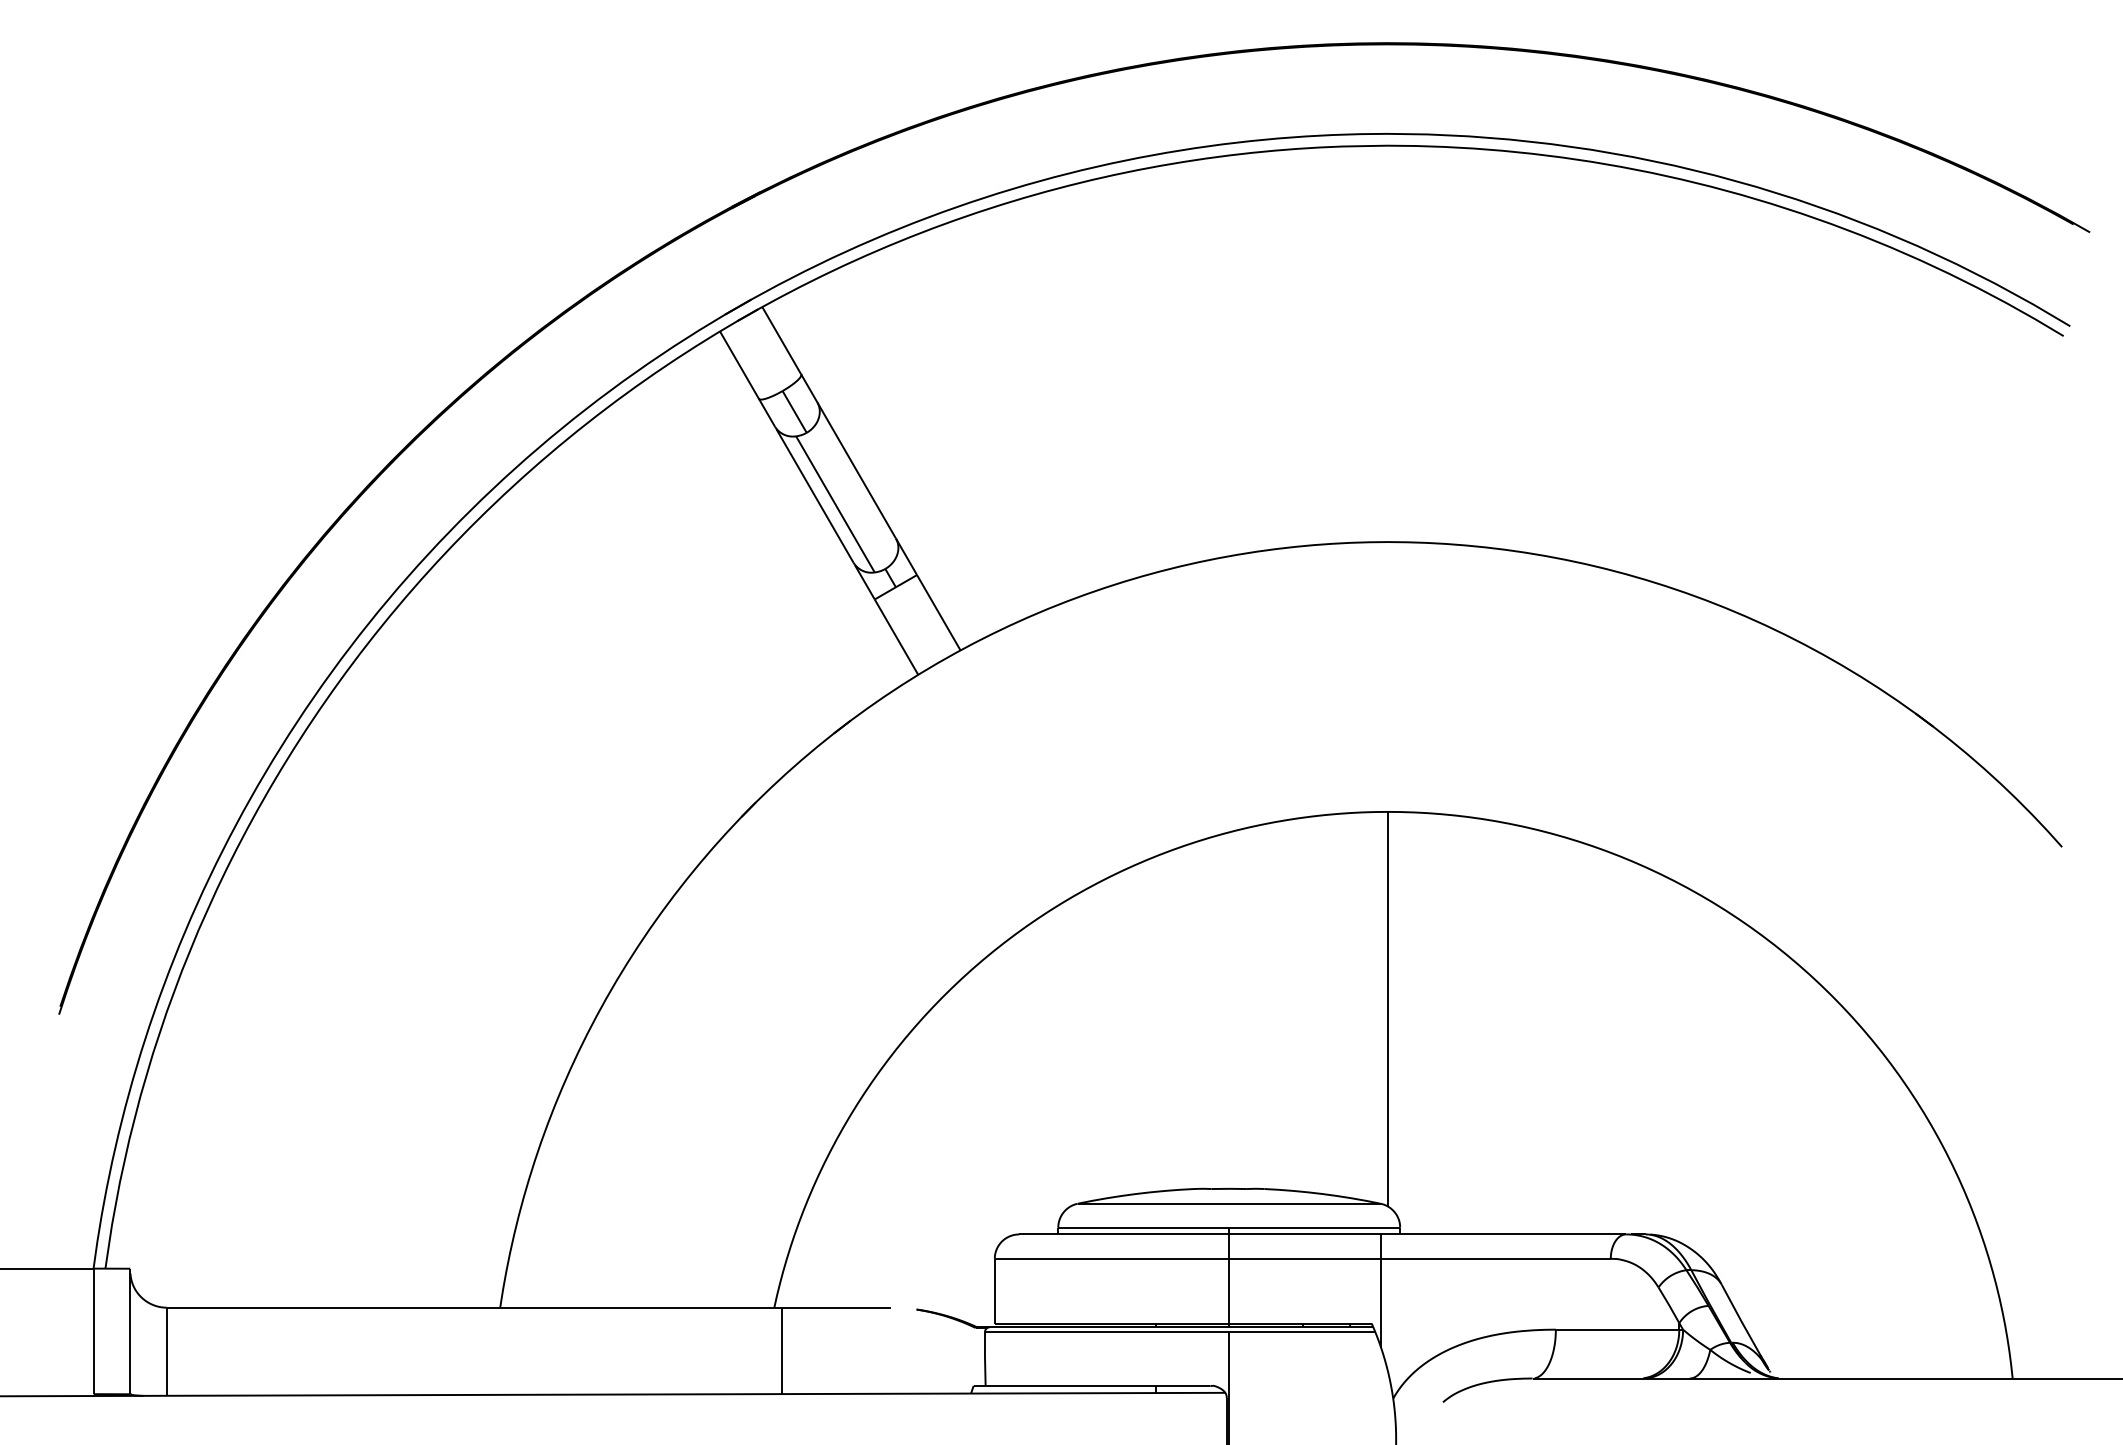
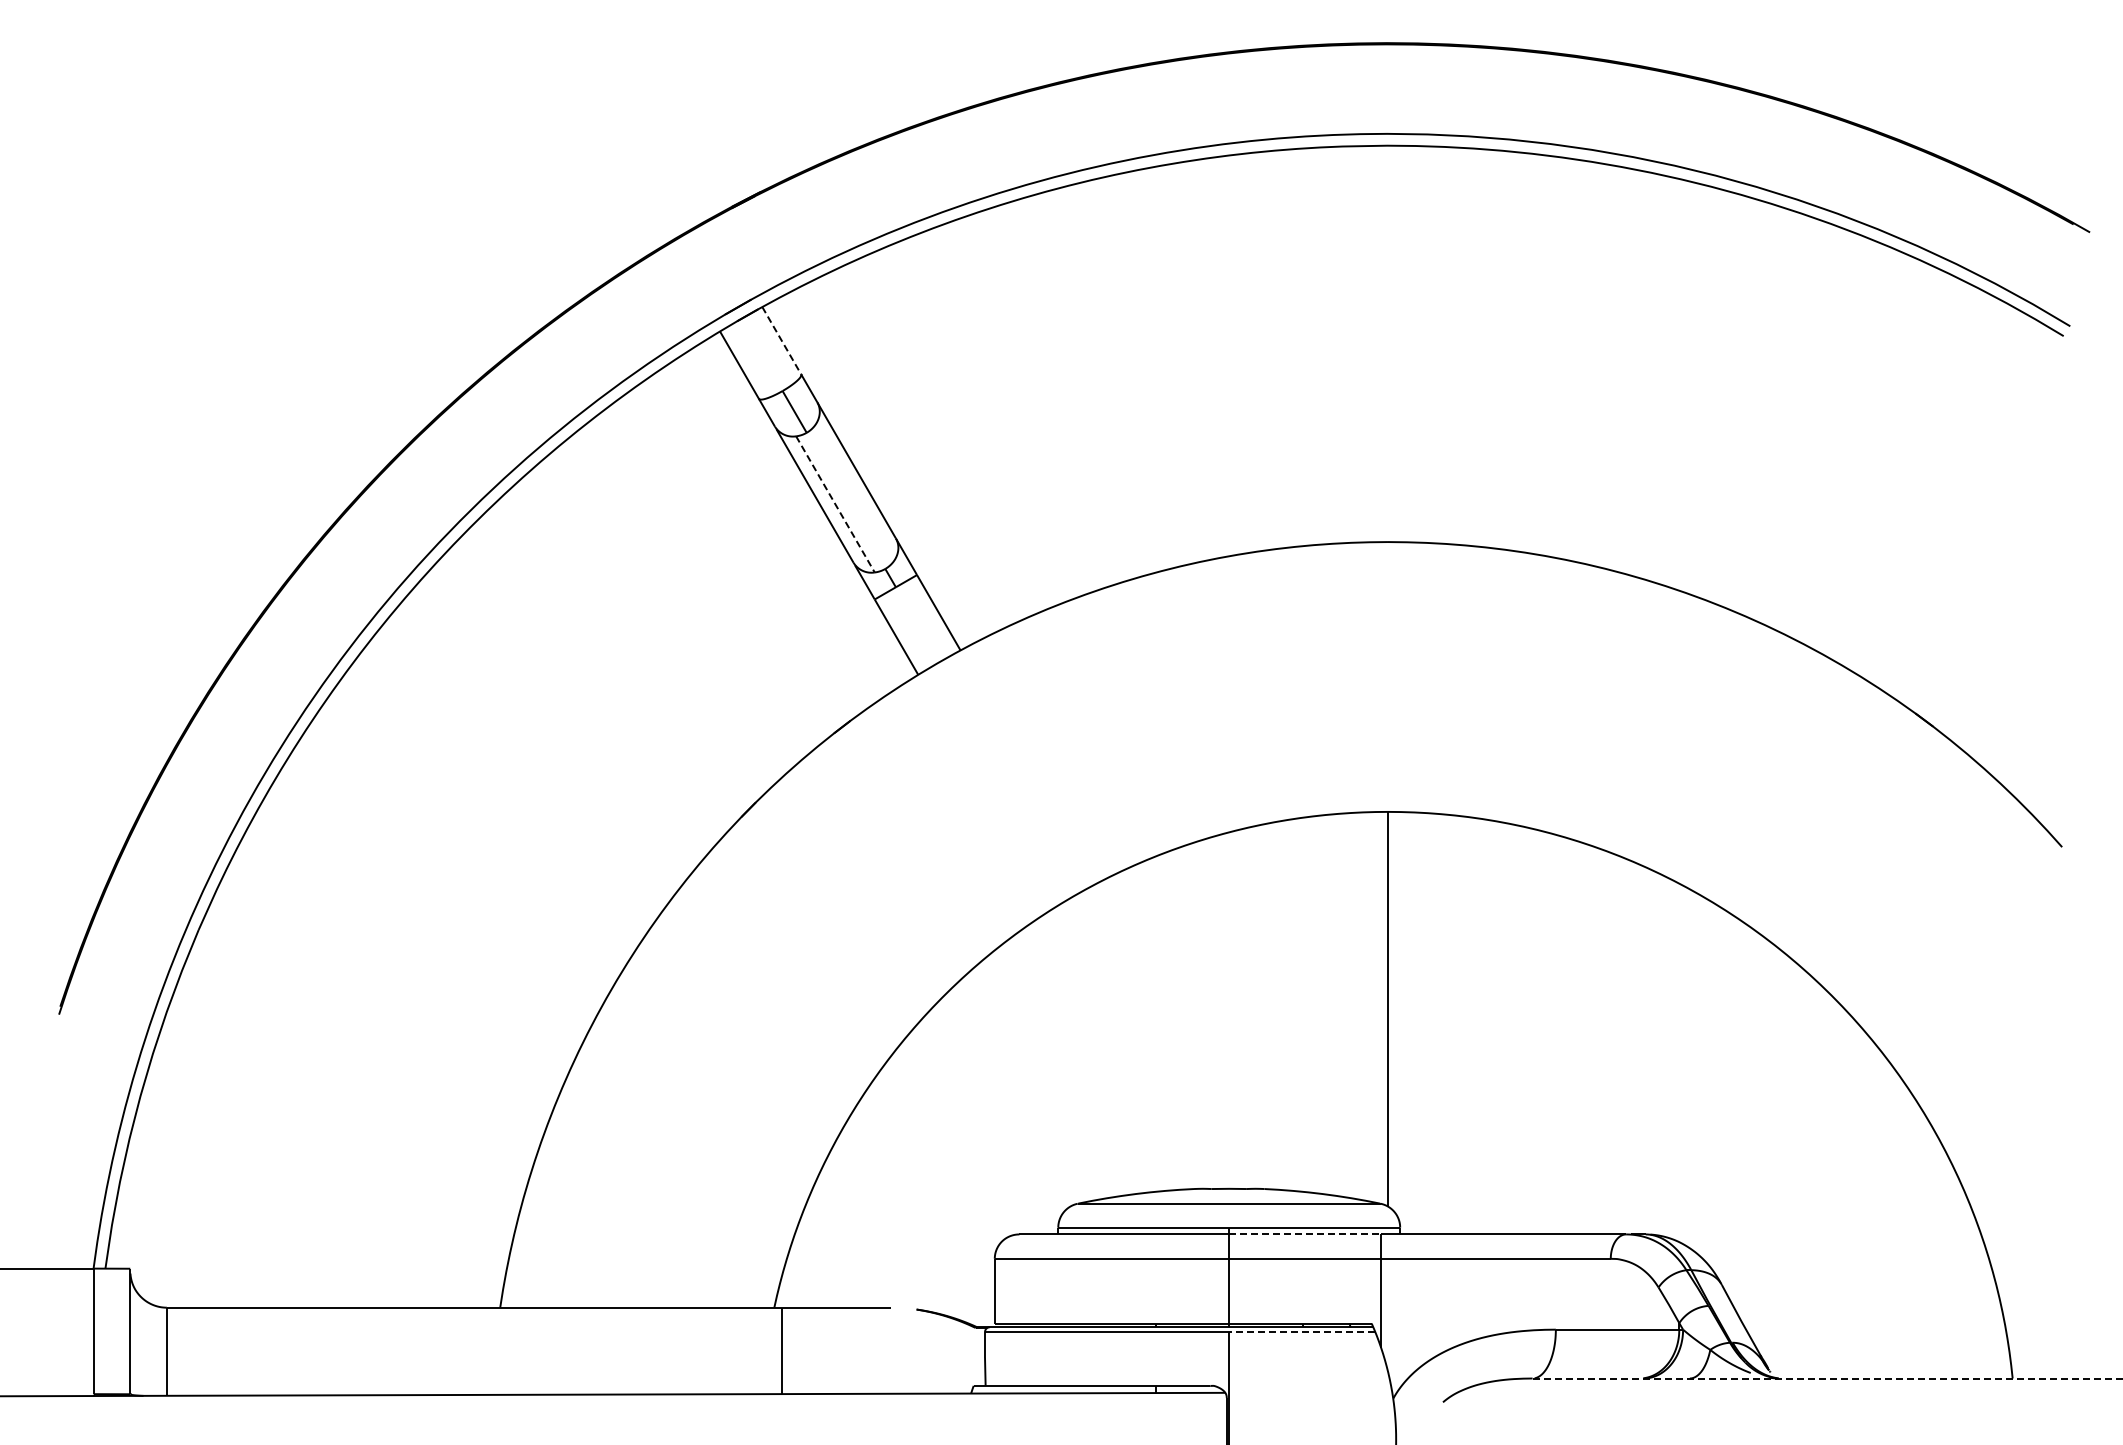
line: solid -> dashed (781, 340)
line: solid -> dashed (835, 504)
line: solid -> dashed (1305, 1234)
line: solid -> dashed (1301, 1332)
line: solid -> dashed (1827, 1378)
